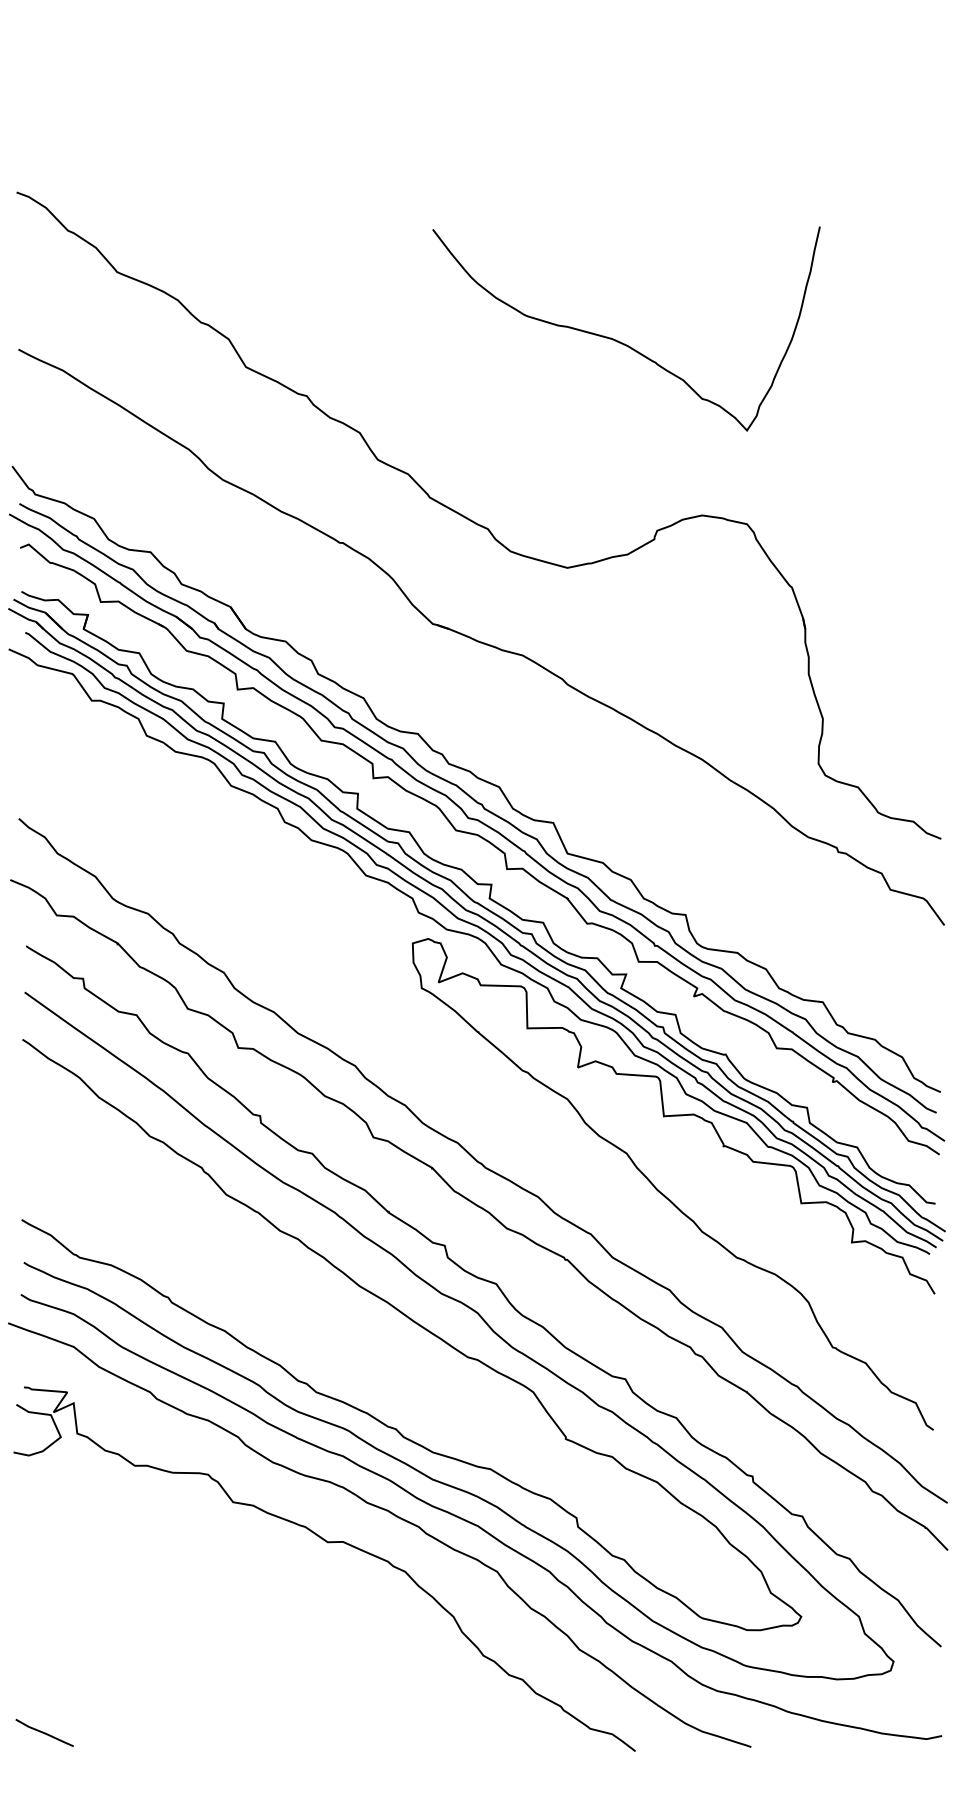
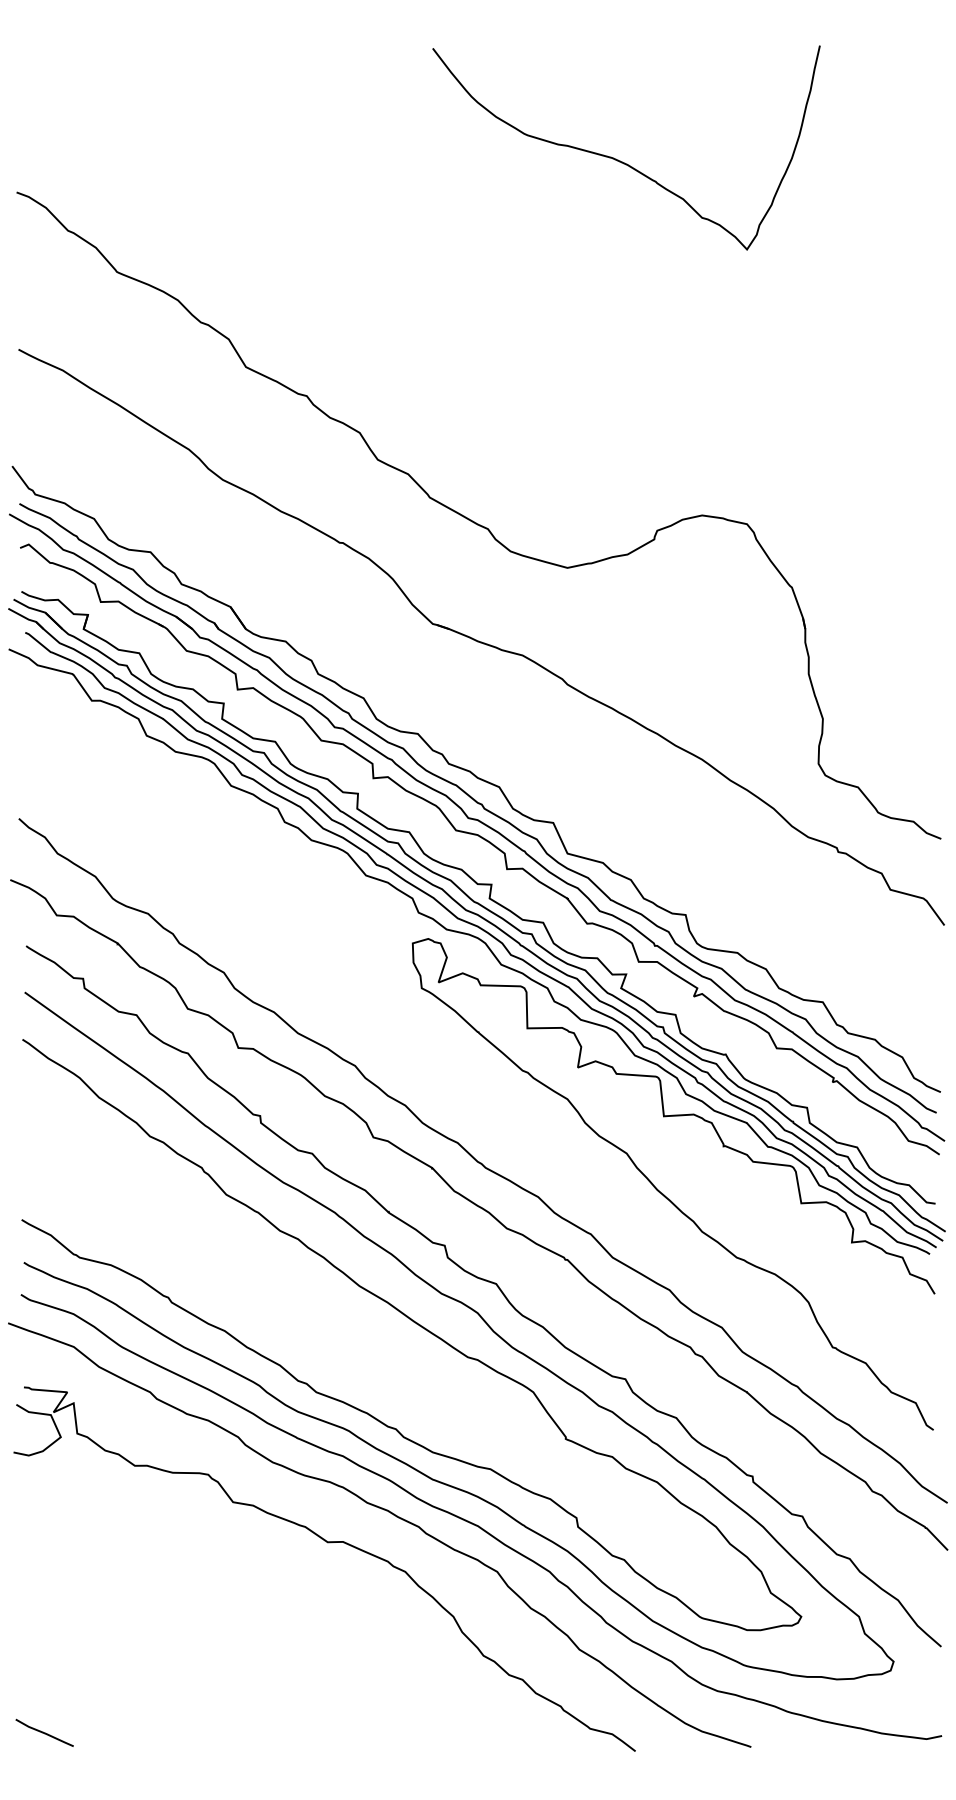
curve position: (620, 341) -> (620, 160) (620, 160)
